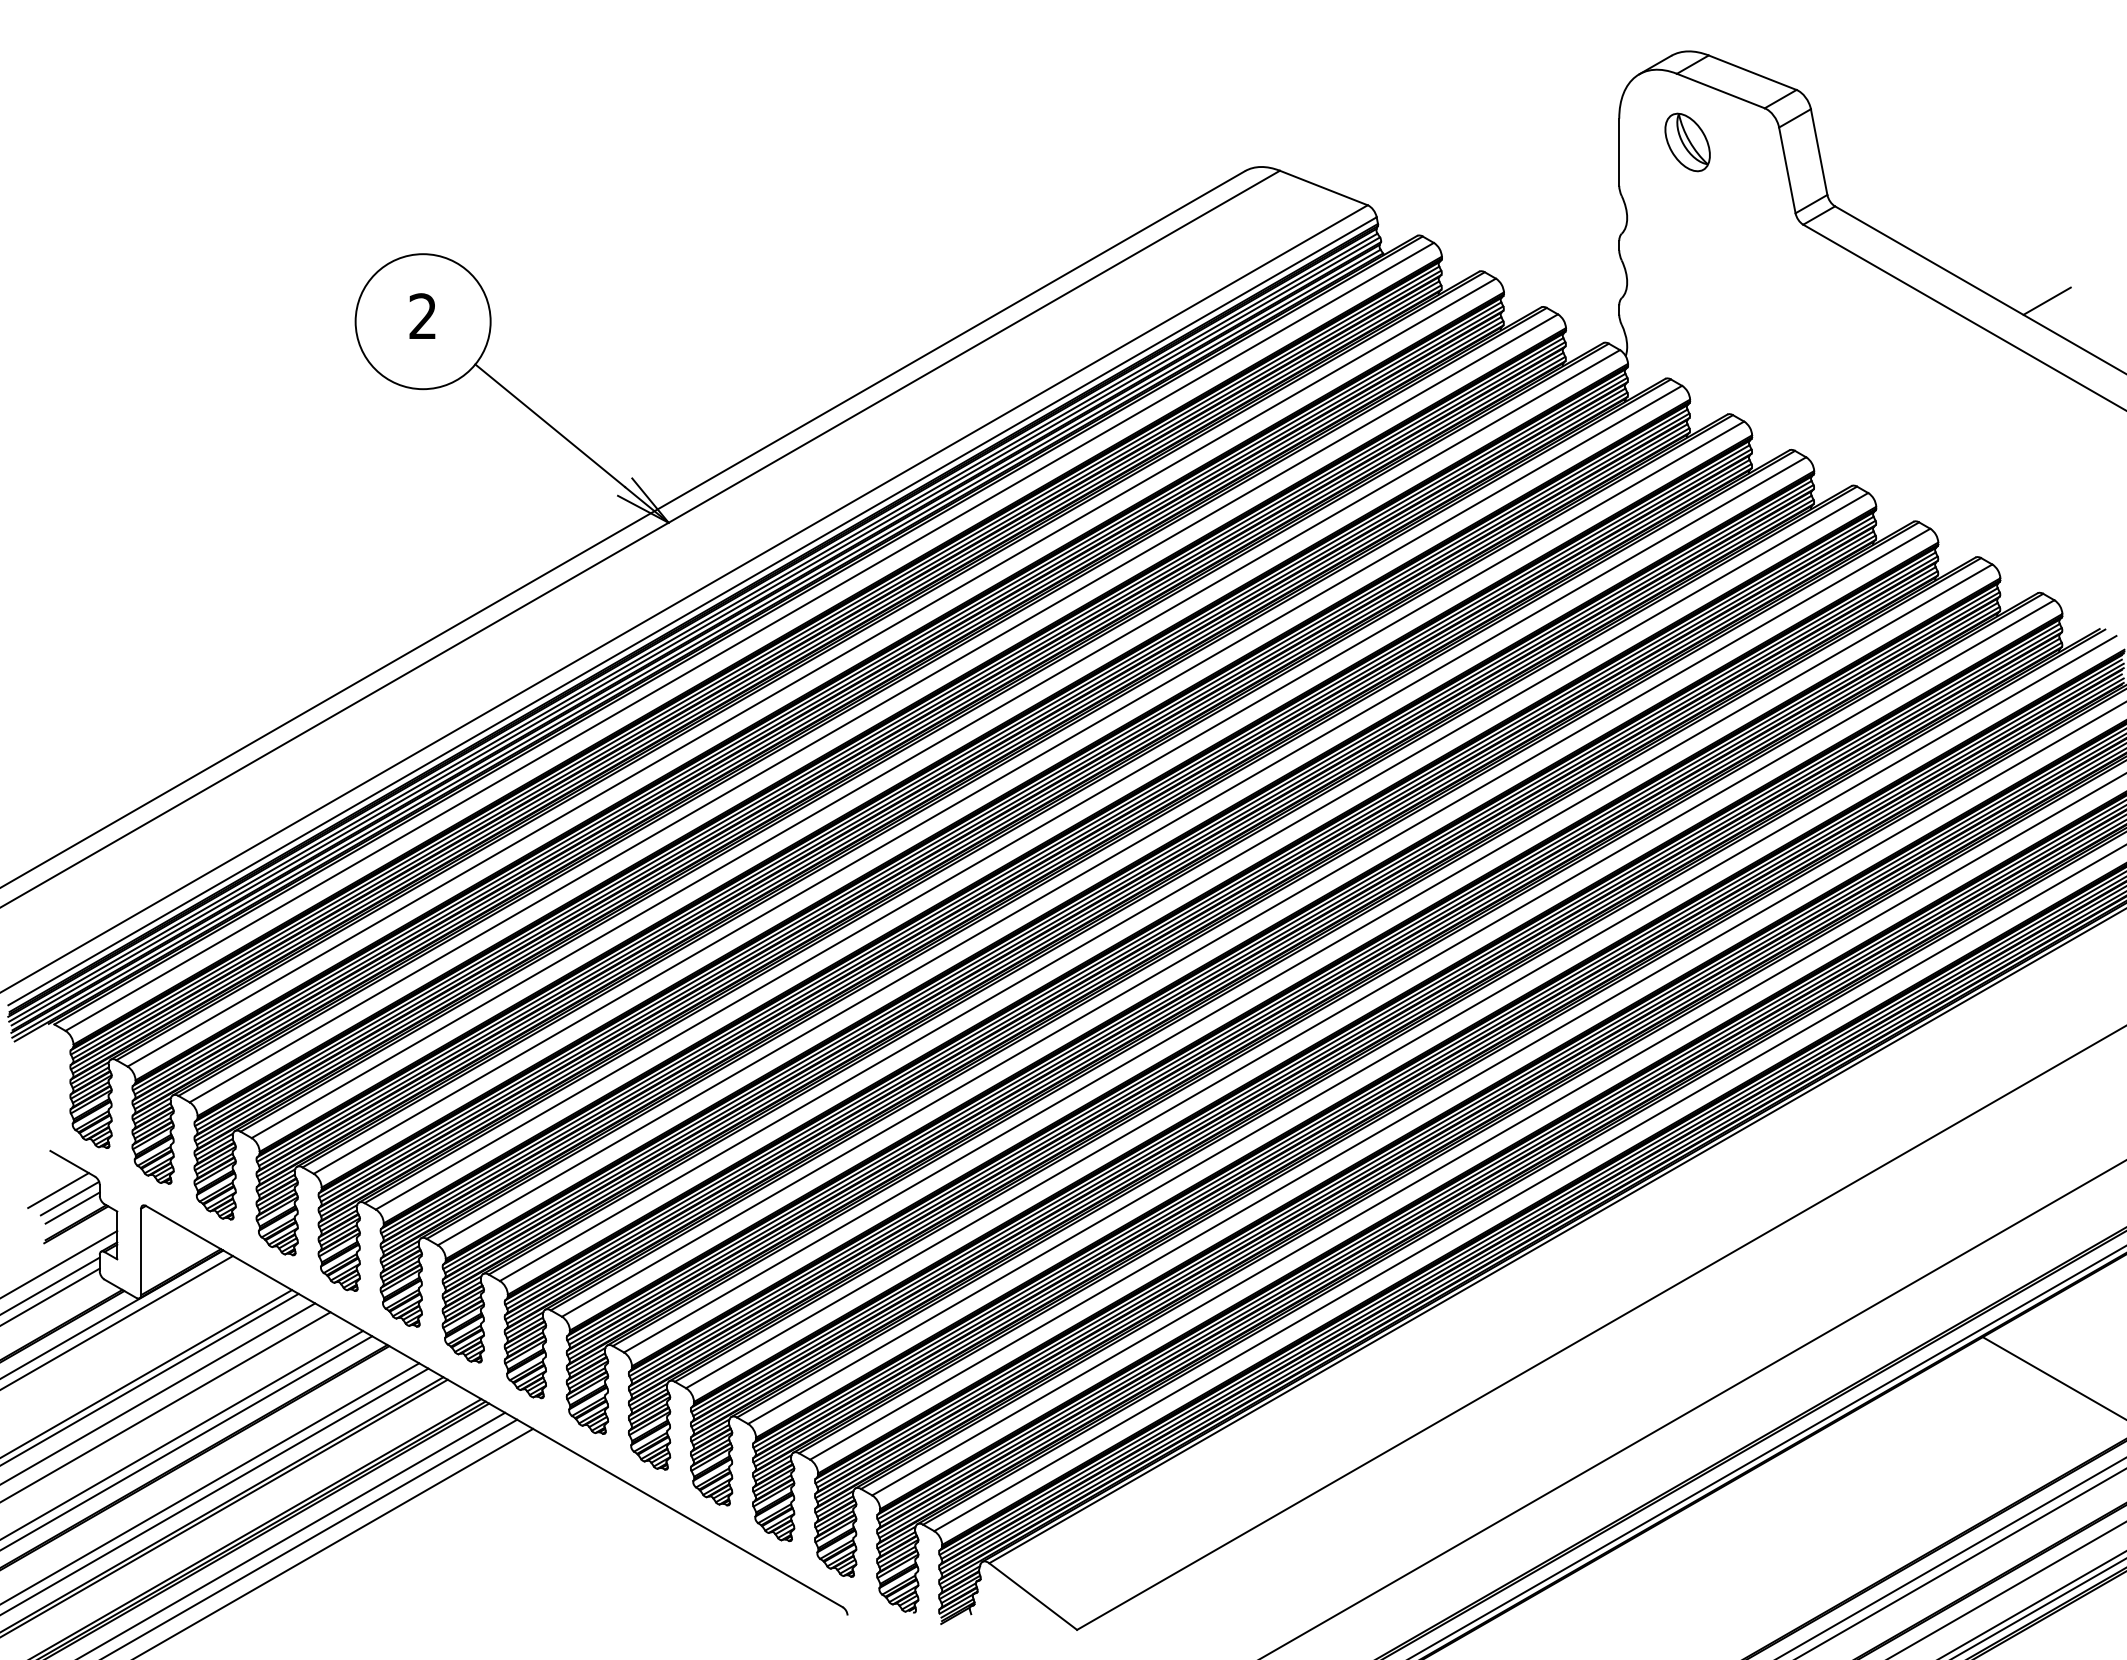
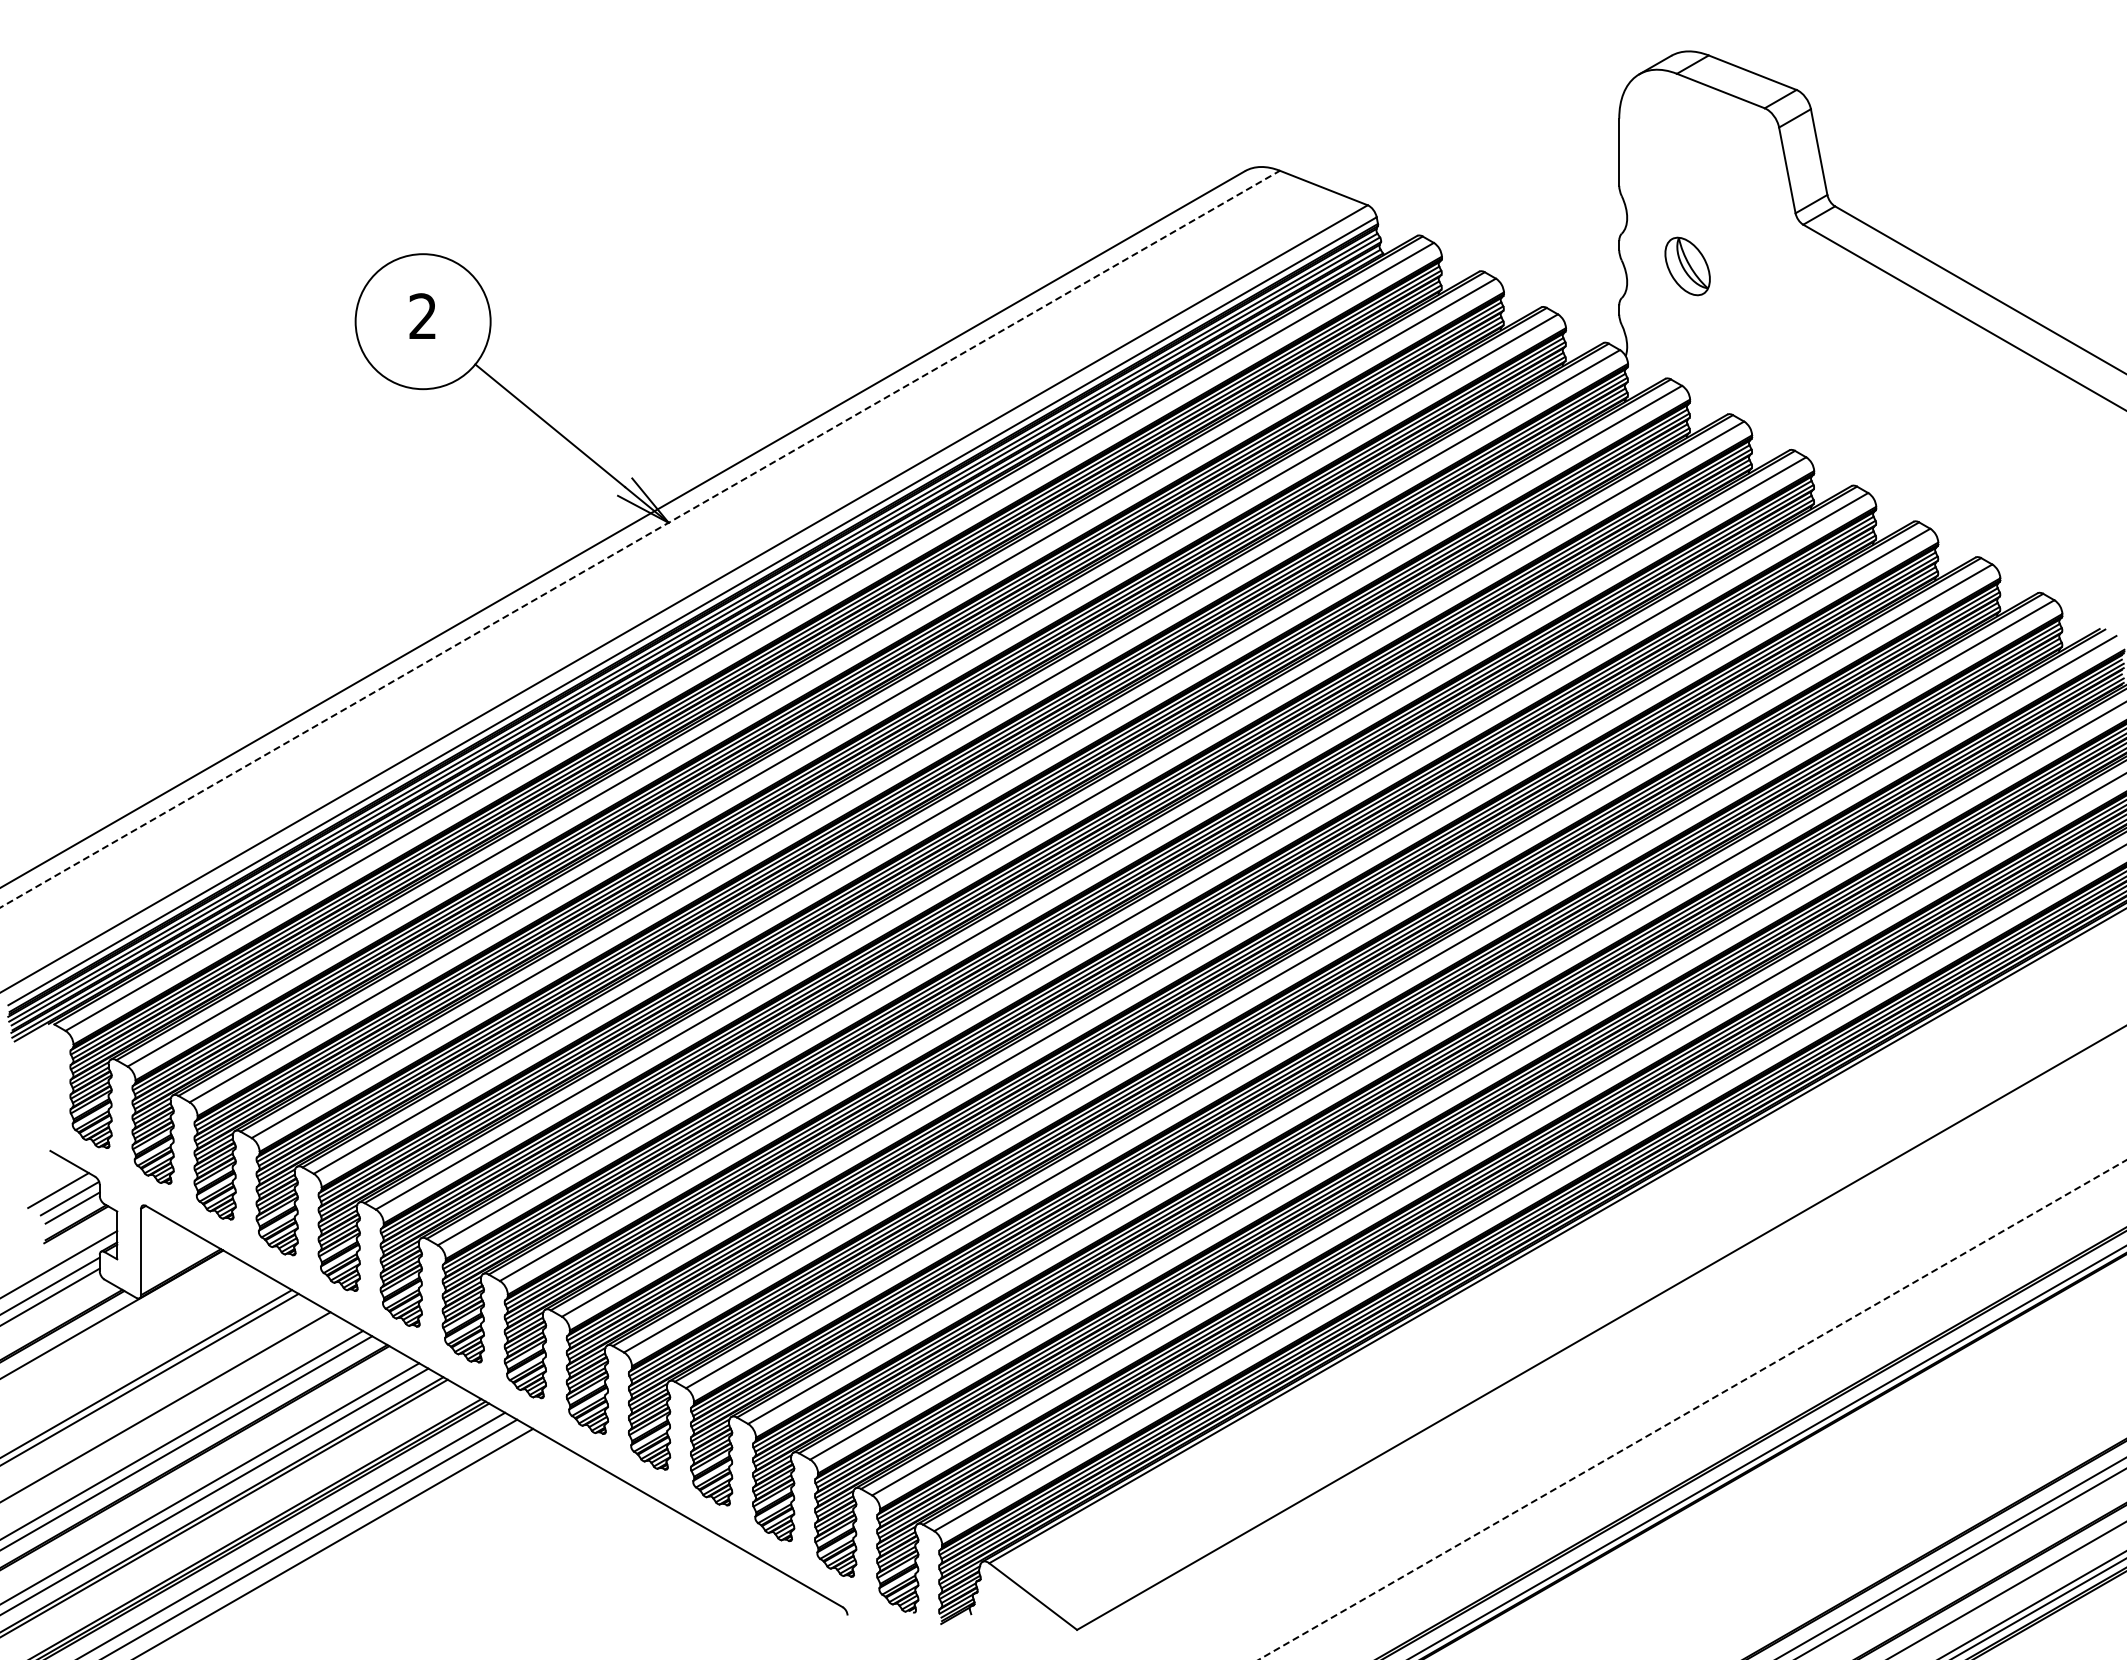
part position: (1687, 142) -> (1687, 266) (1687, 266)
line: present -> none (2046, 300)
line: solid -> dashed (640, 539)
line: present -> none (117, 1322)
line: present -> none (2052, 1377)
line: present -> none (158, 1393)
line: solid -> dashed (1693, 1409)
